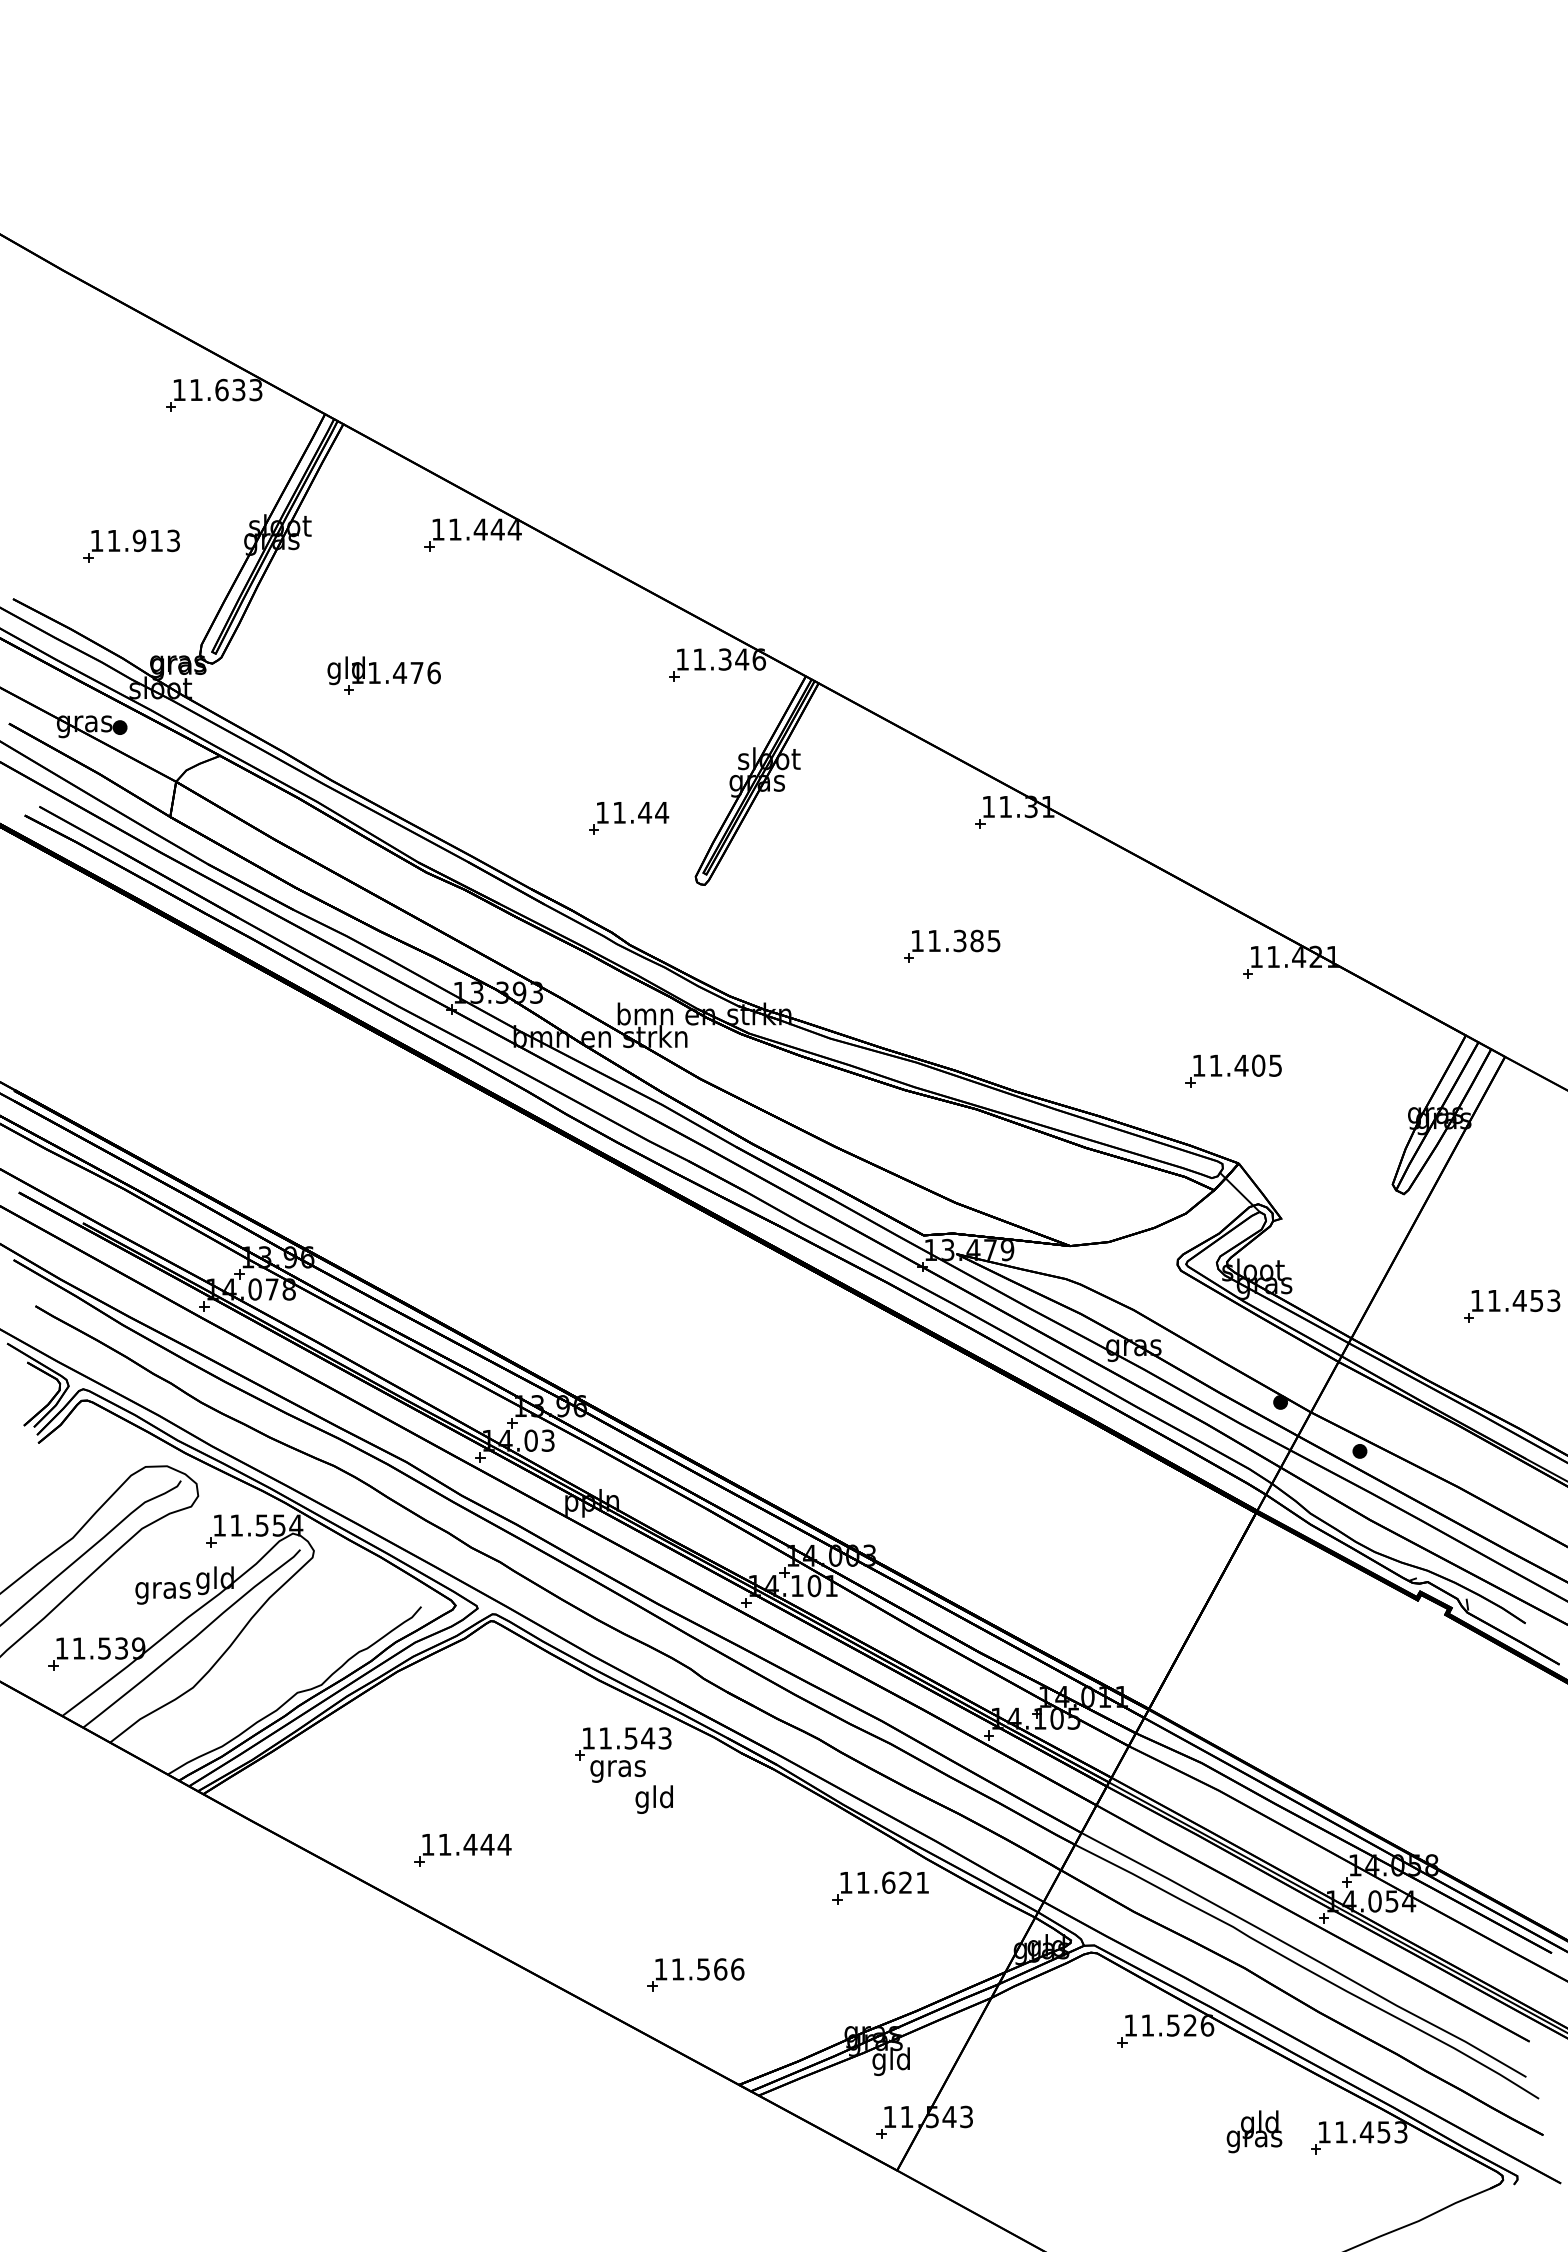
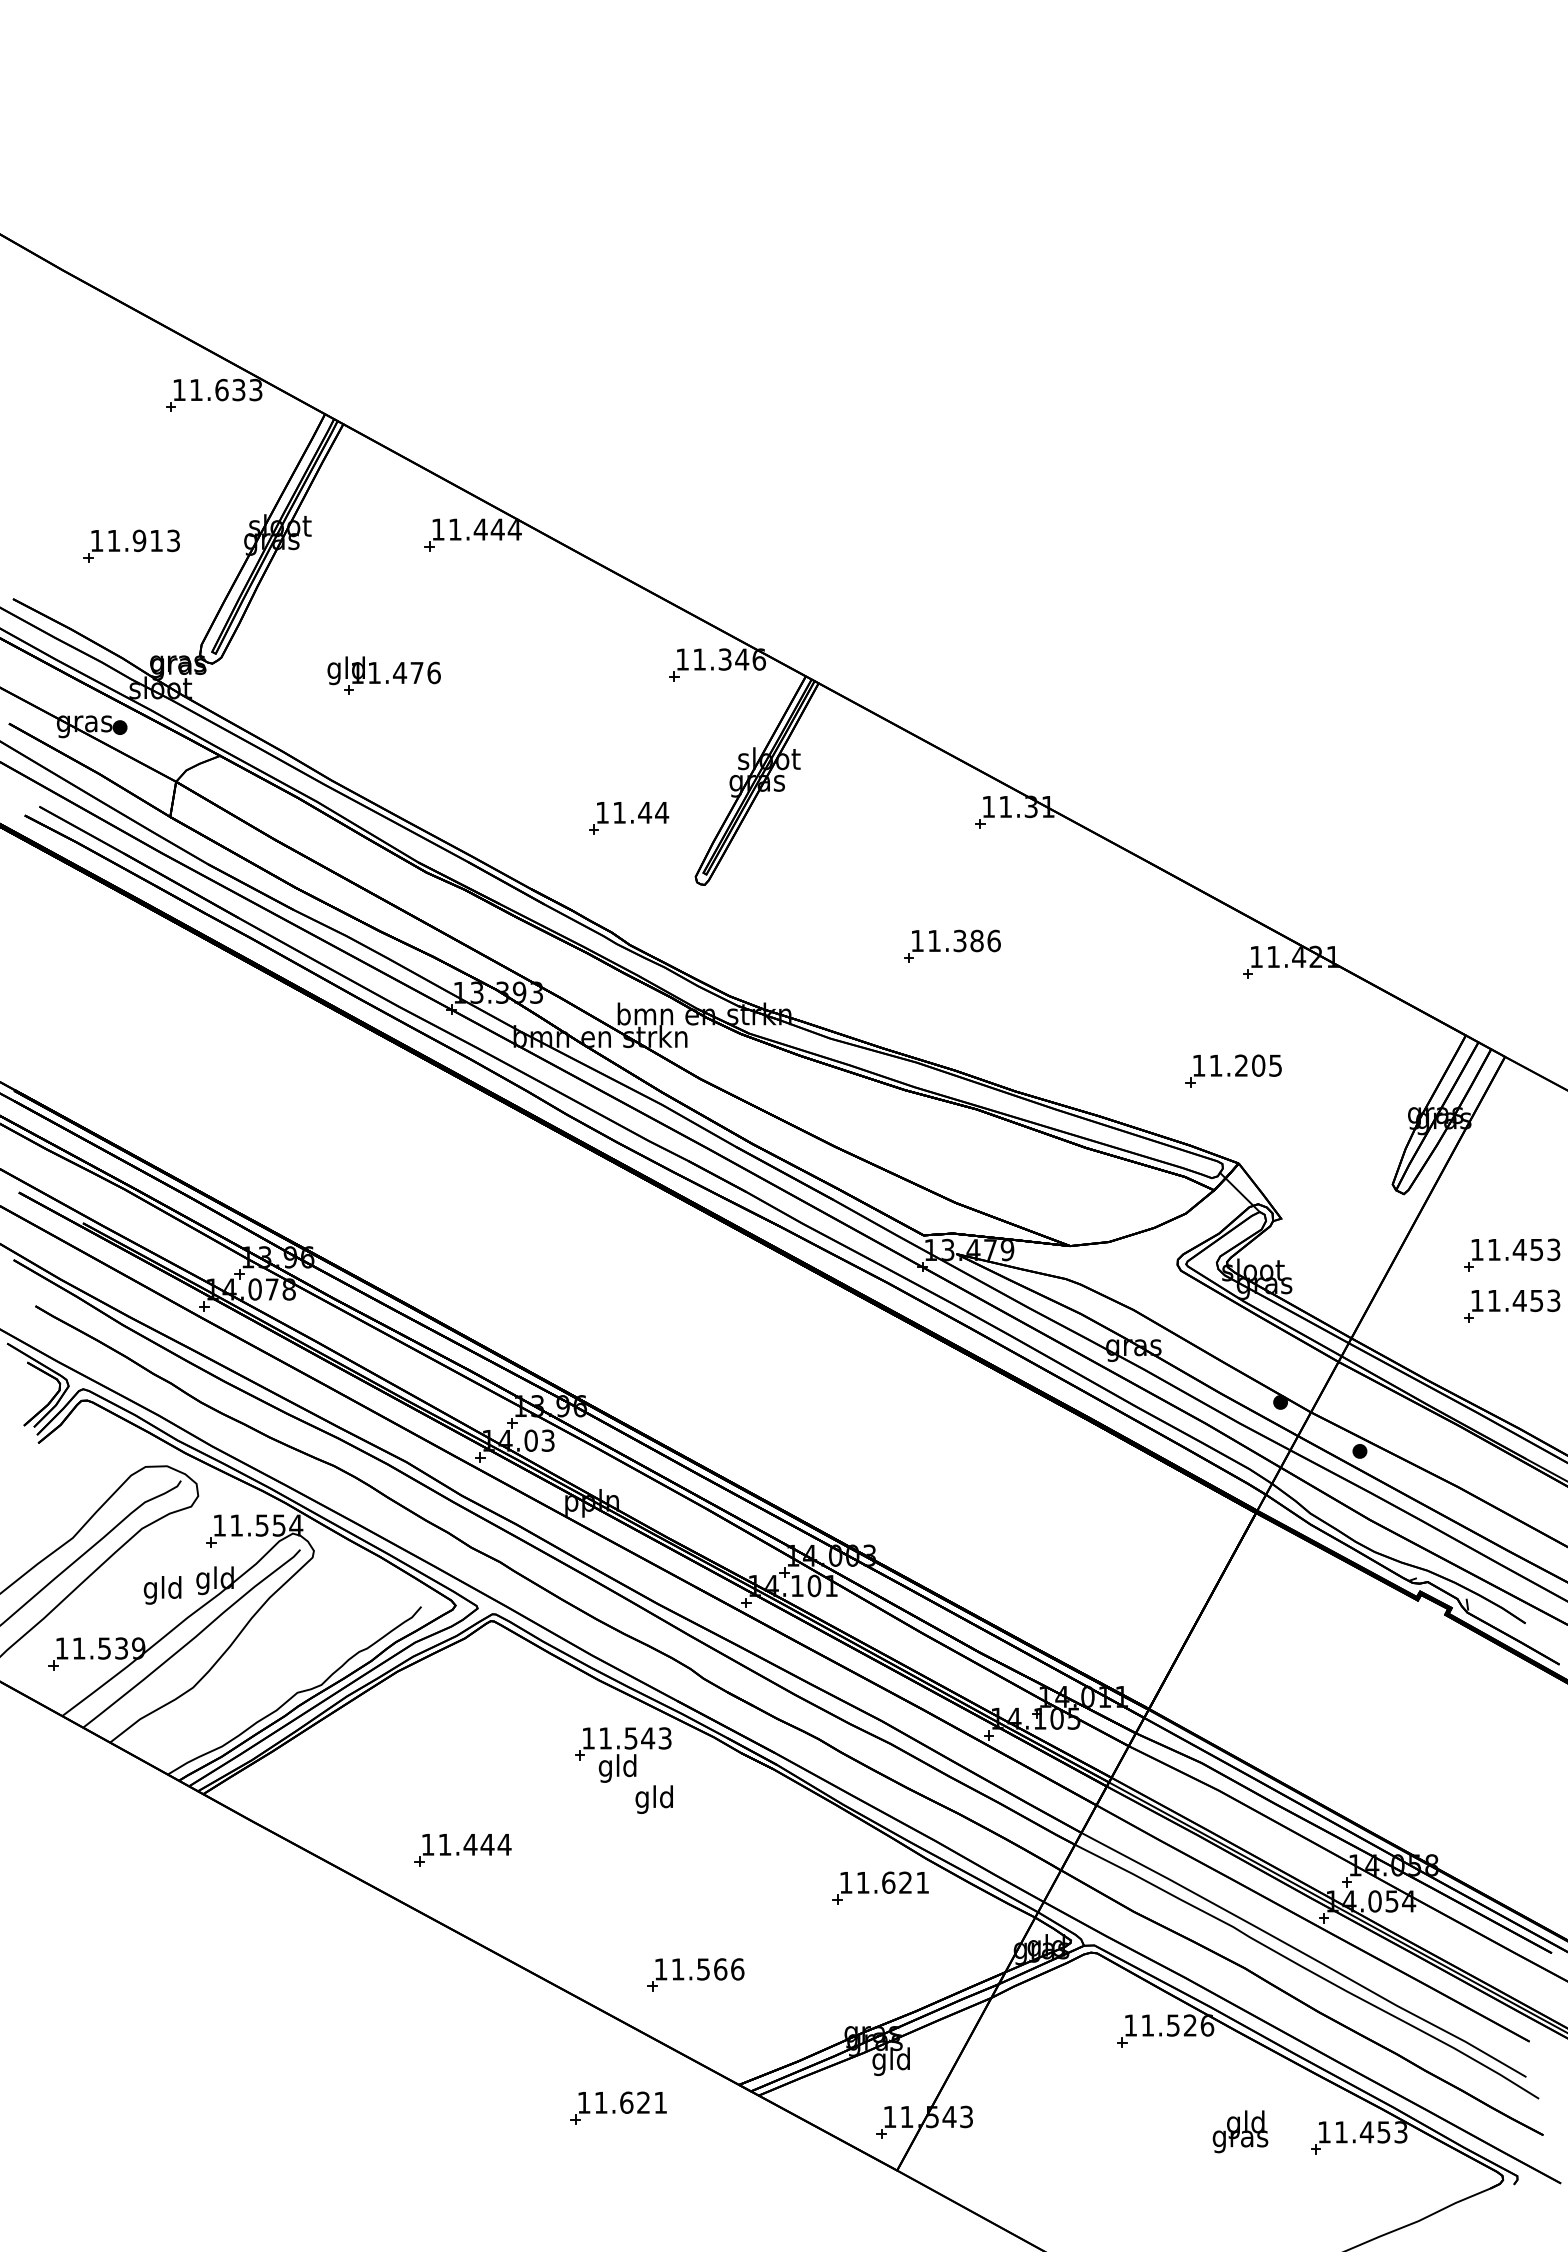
text: 11.385 -> 11.386 (993, 940)
text: 11.405 -> 11.205 (1241, 1065)
part: none -> present (1512, 1254)
text: gras -> gld (162, 1590)
text: gras -> gld (617, 1768)
part: none -> present (618, 2107)
text position: (1254, 2131) -> (1240, 2131) (1240, 2131)
